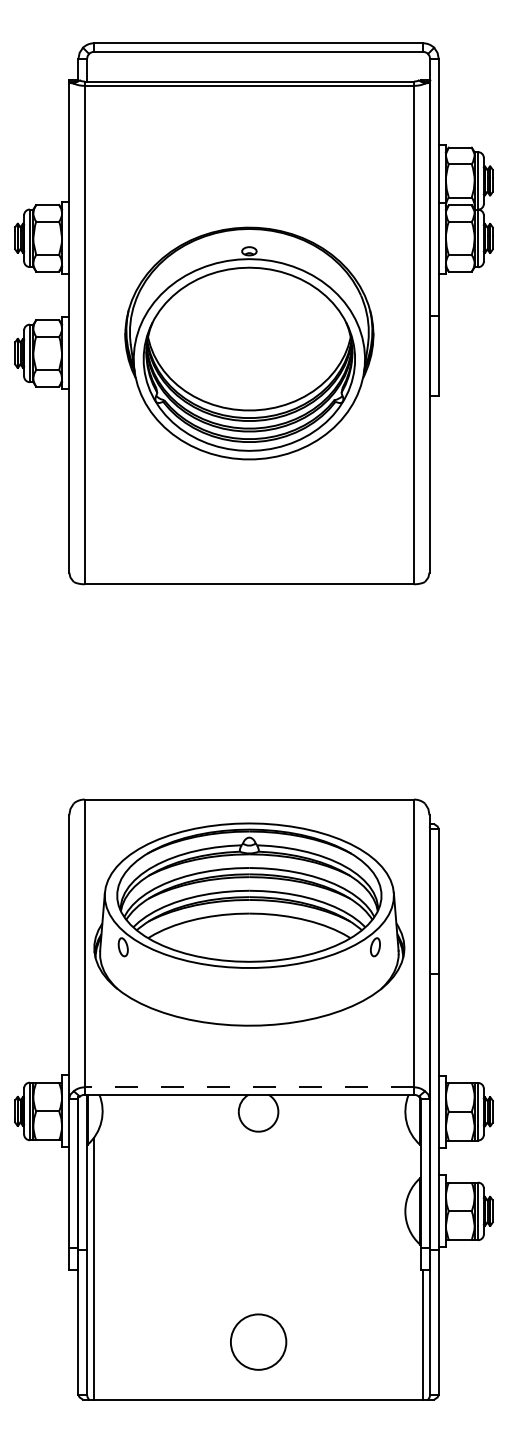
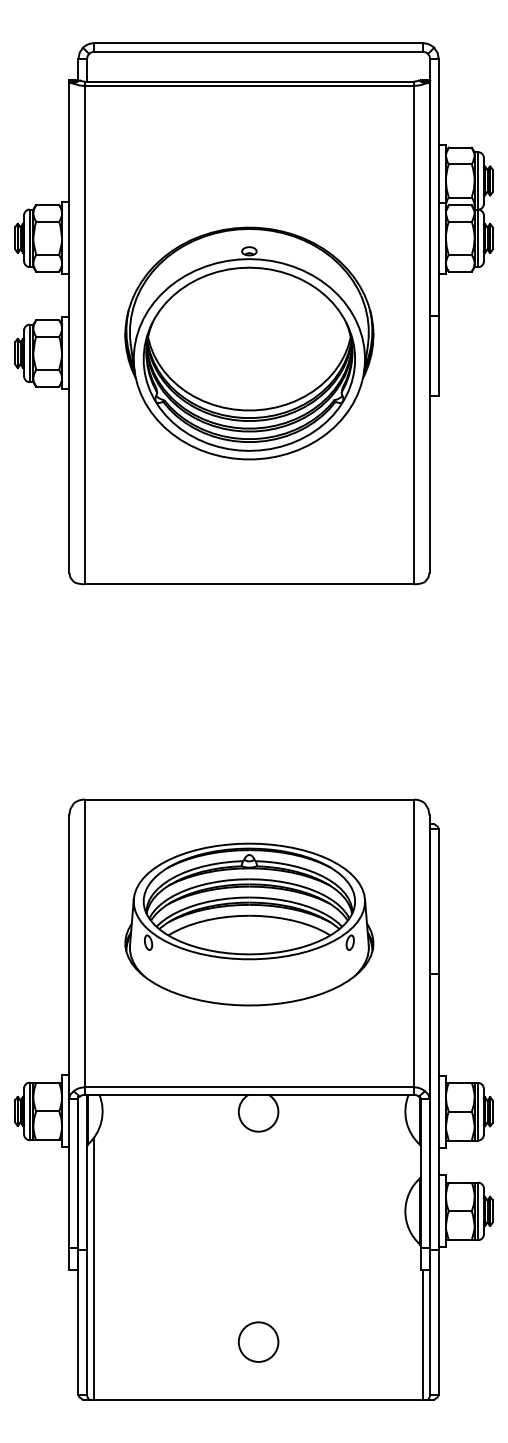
part size: 313x205 px -> 251x165 px (249, 924)
line: dashed -> solid (249, 1087)
circle diameter: 55 px -> 40 px (258, 1341)
